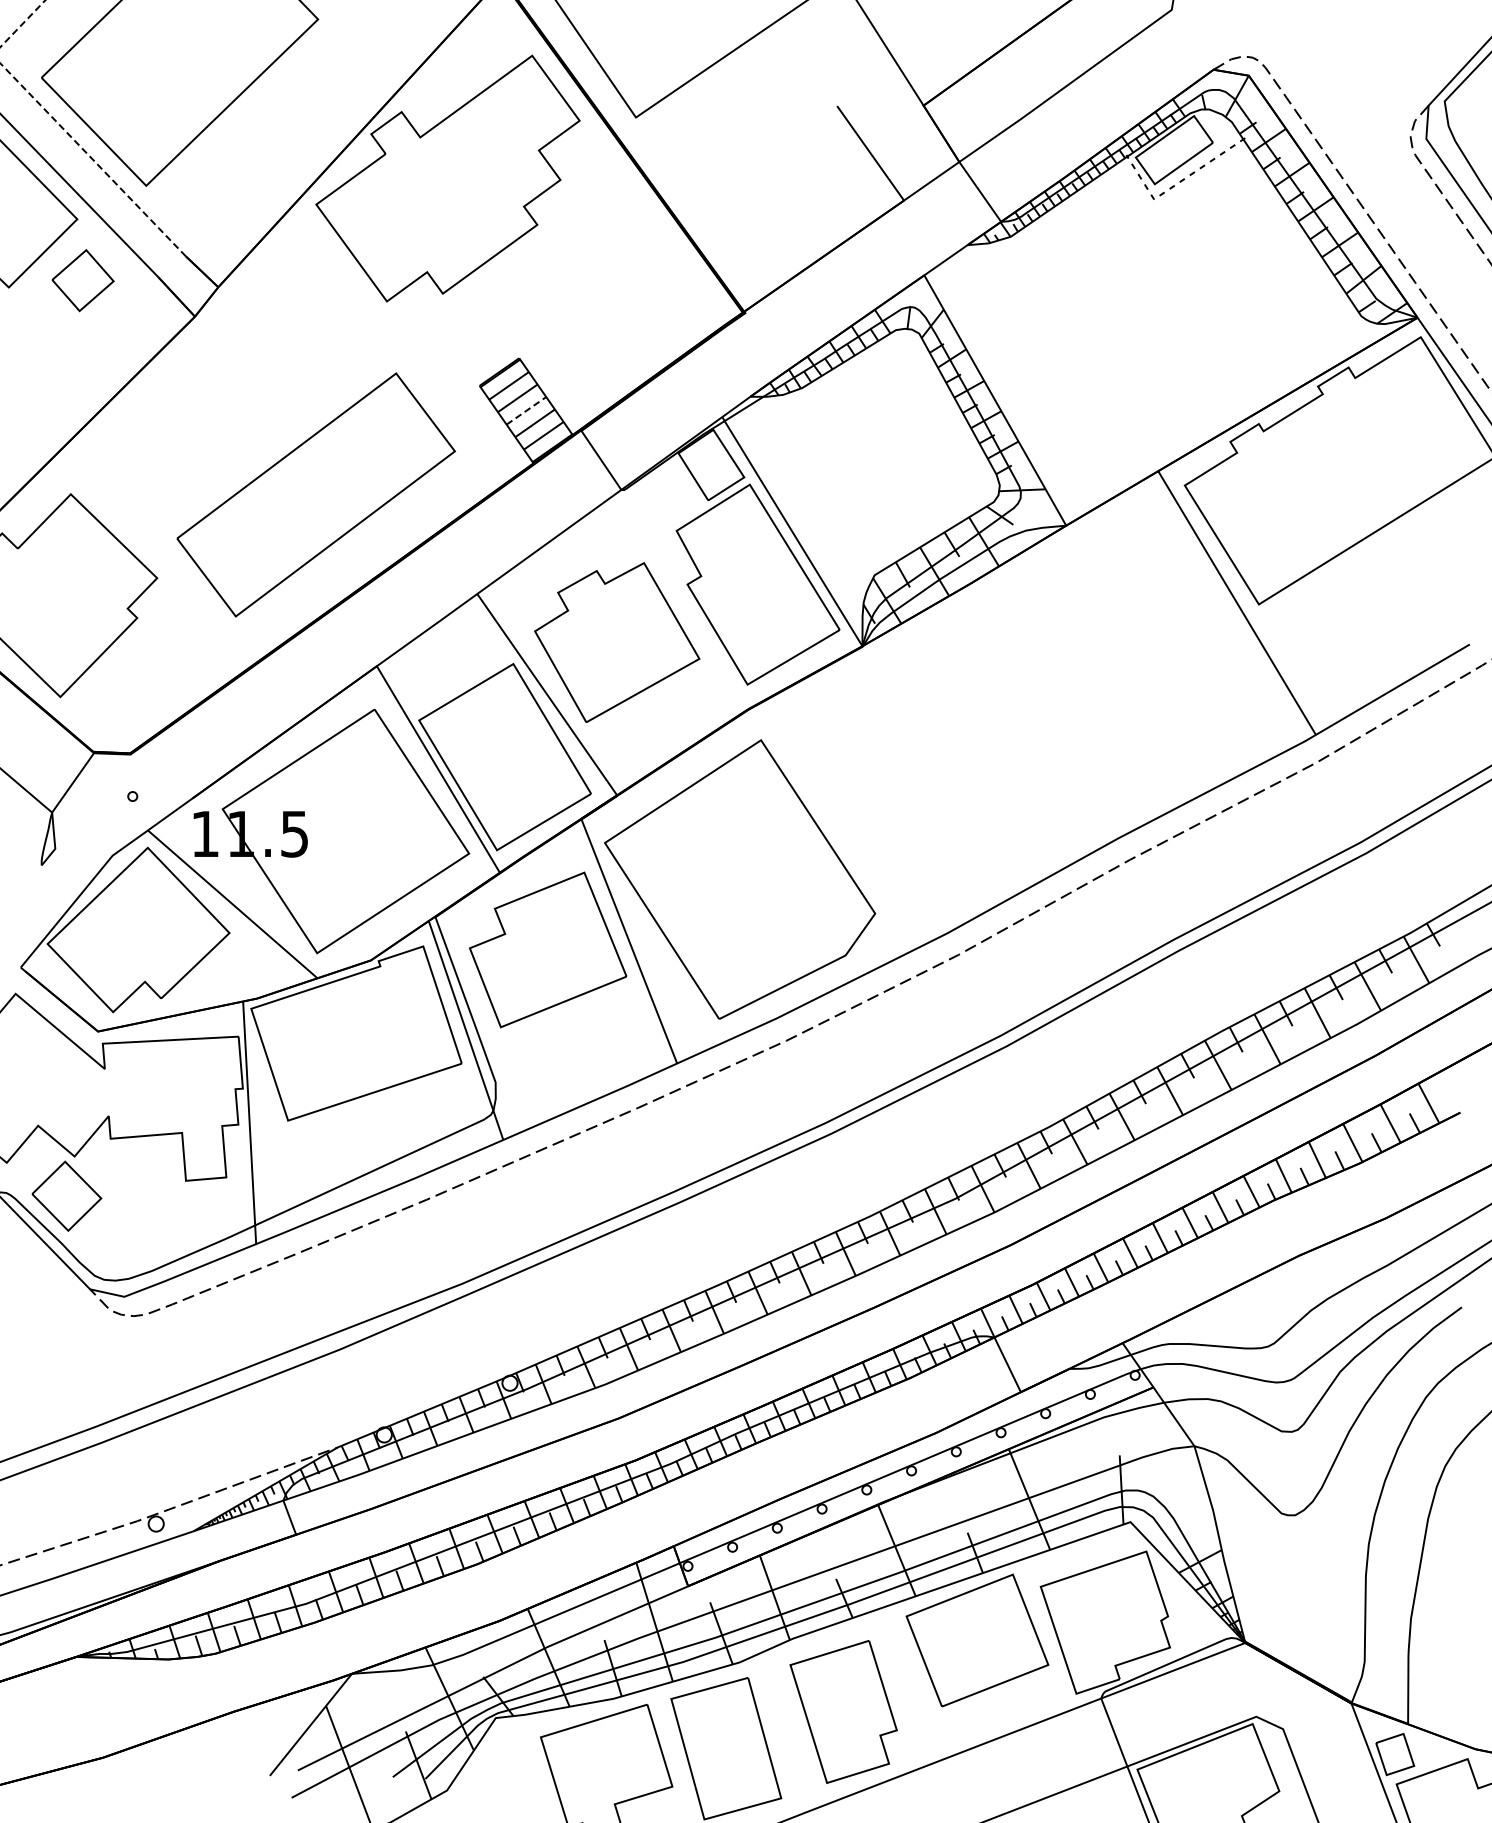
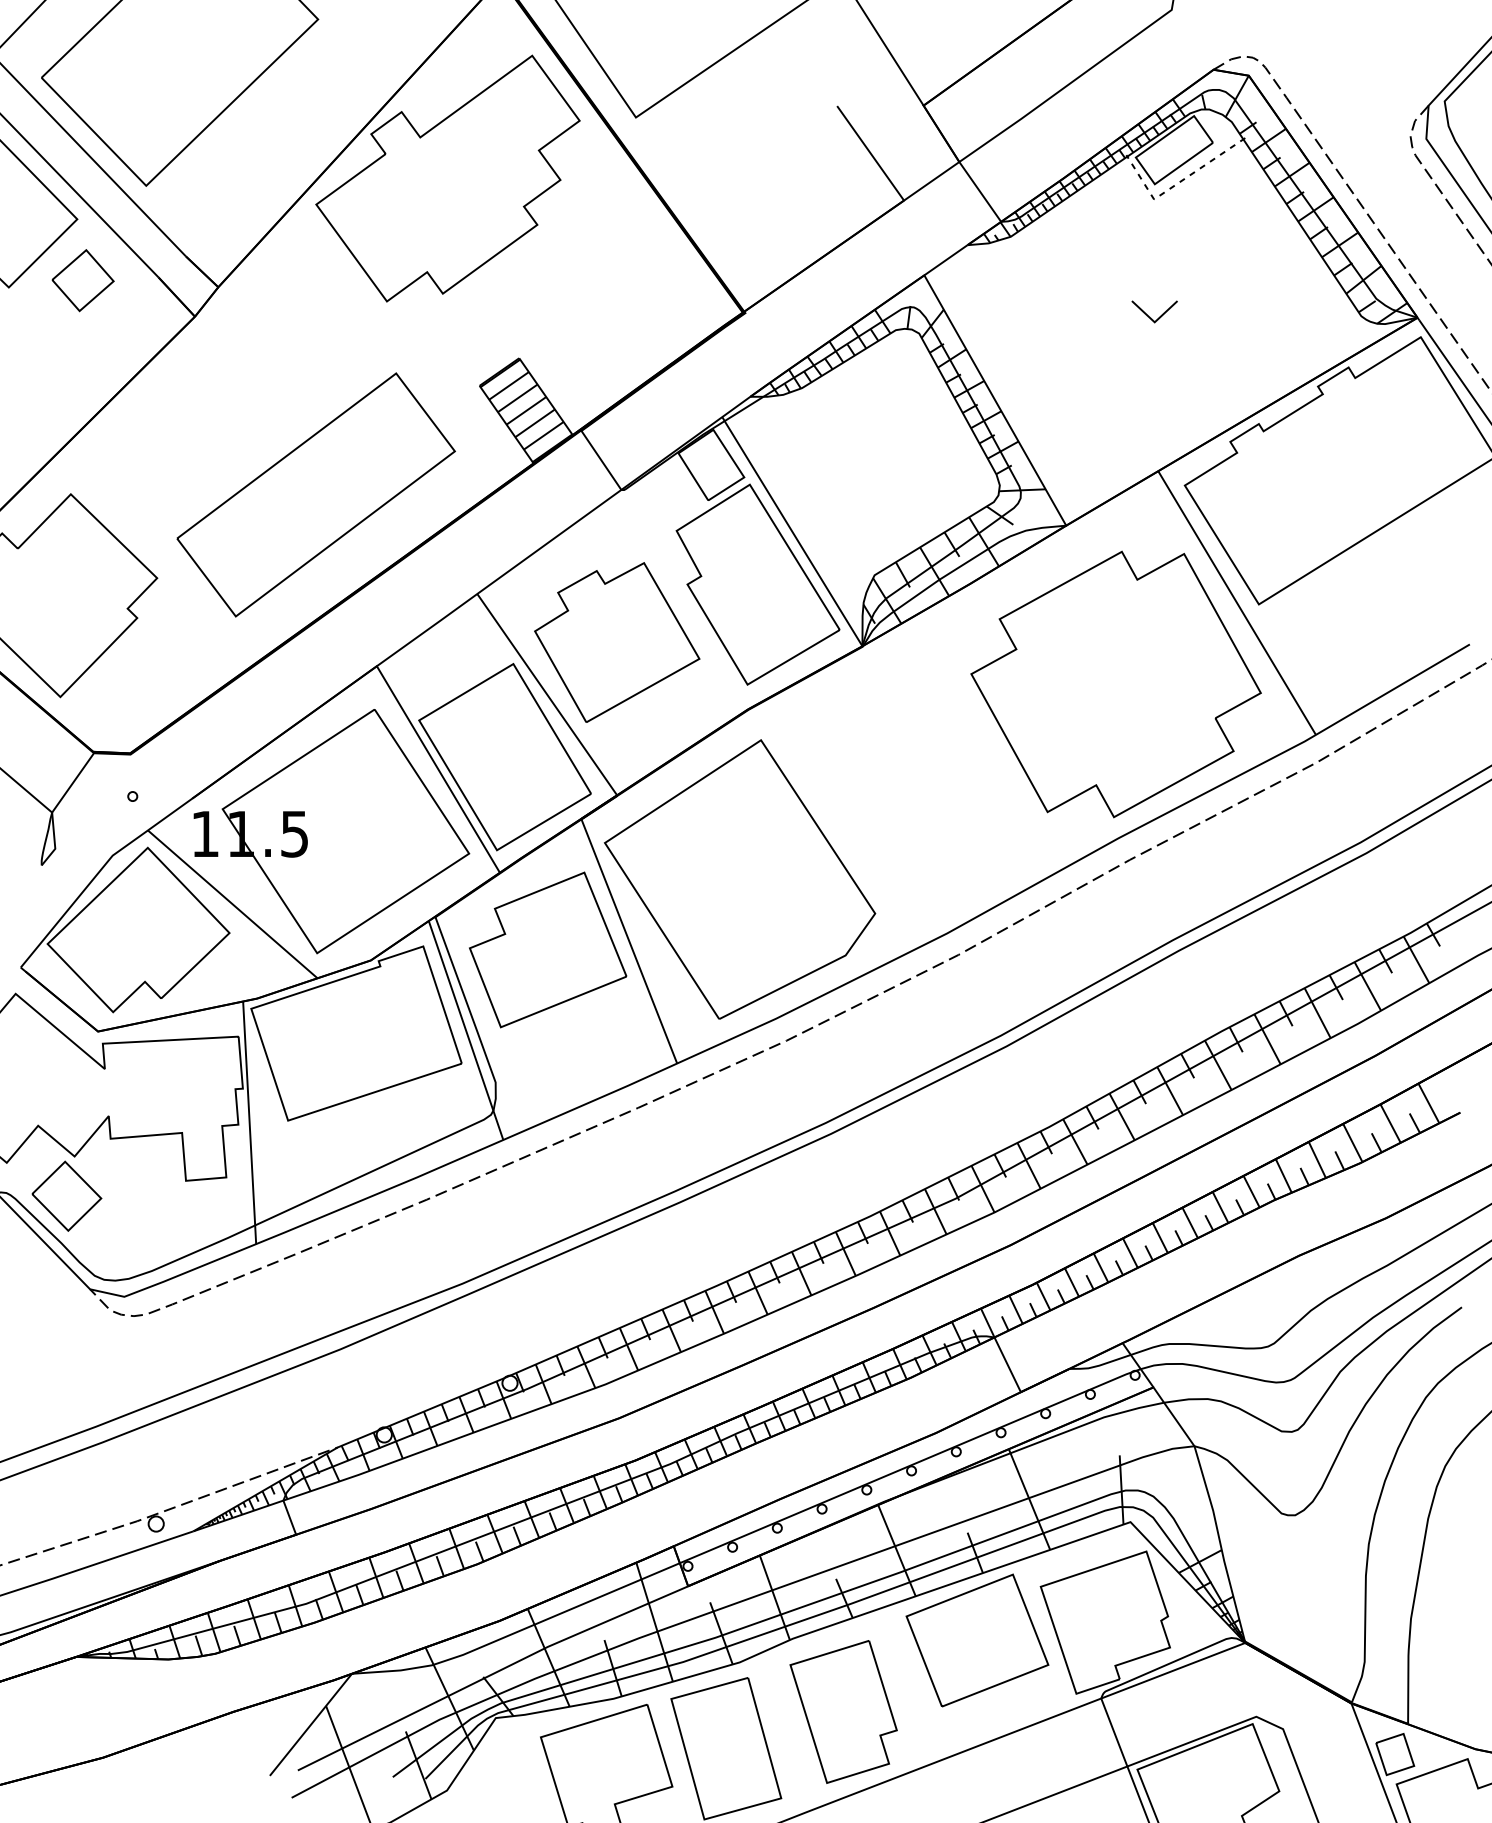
line: dashed -> solid (69, 135)
part: none -> present (1151, 317)
line: dashed -> solid (526, 410)
part: none -> present (1115, 684)
